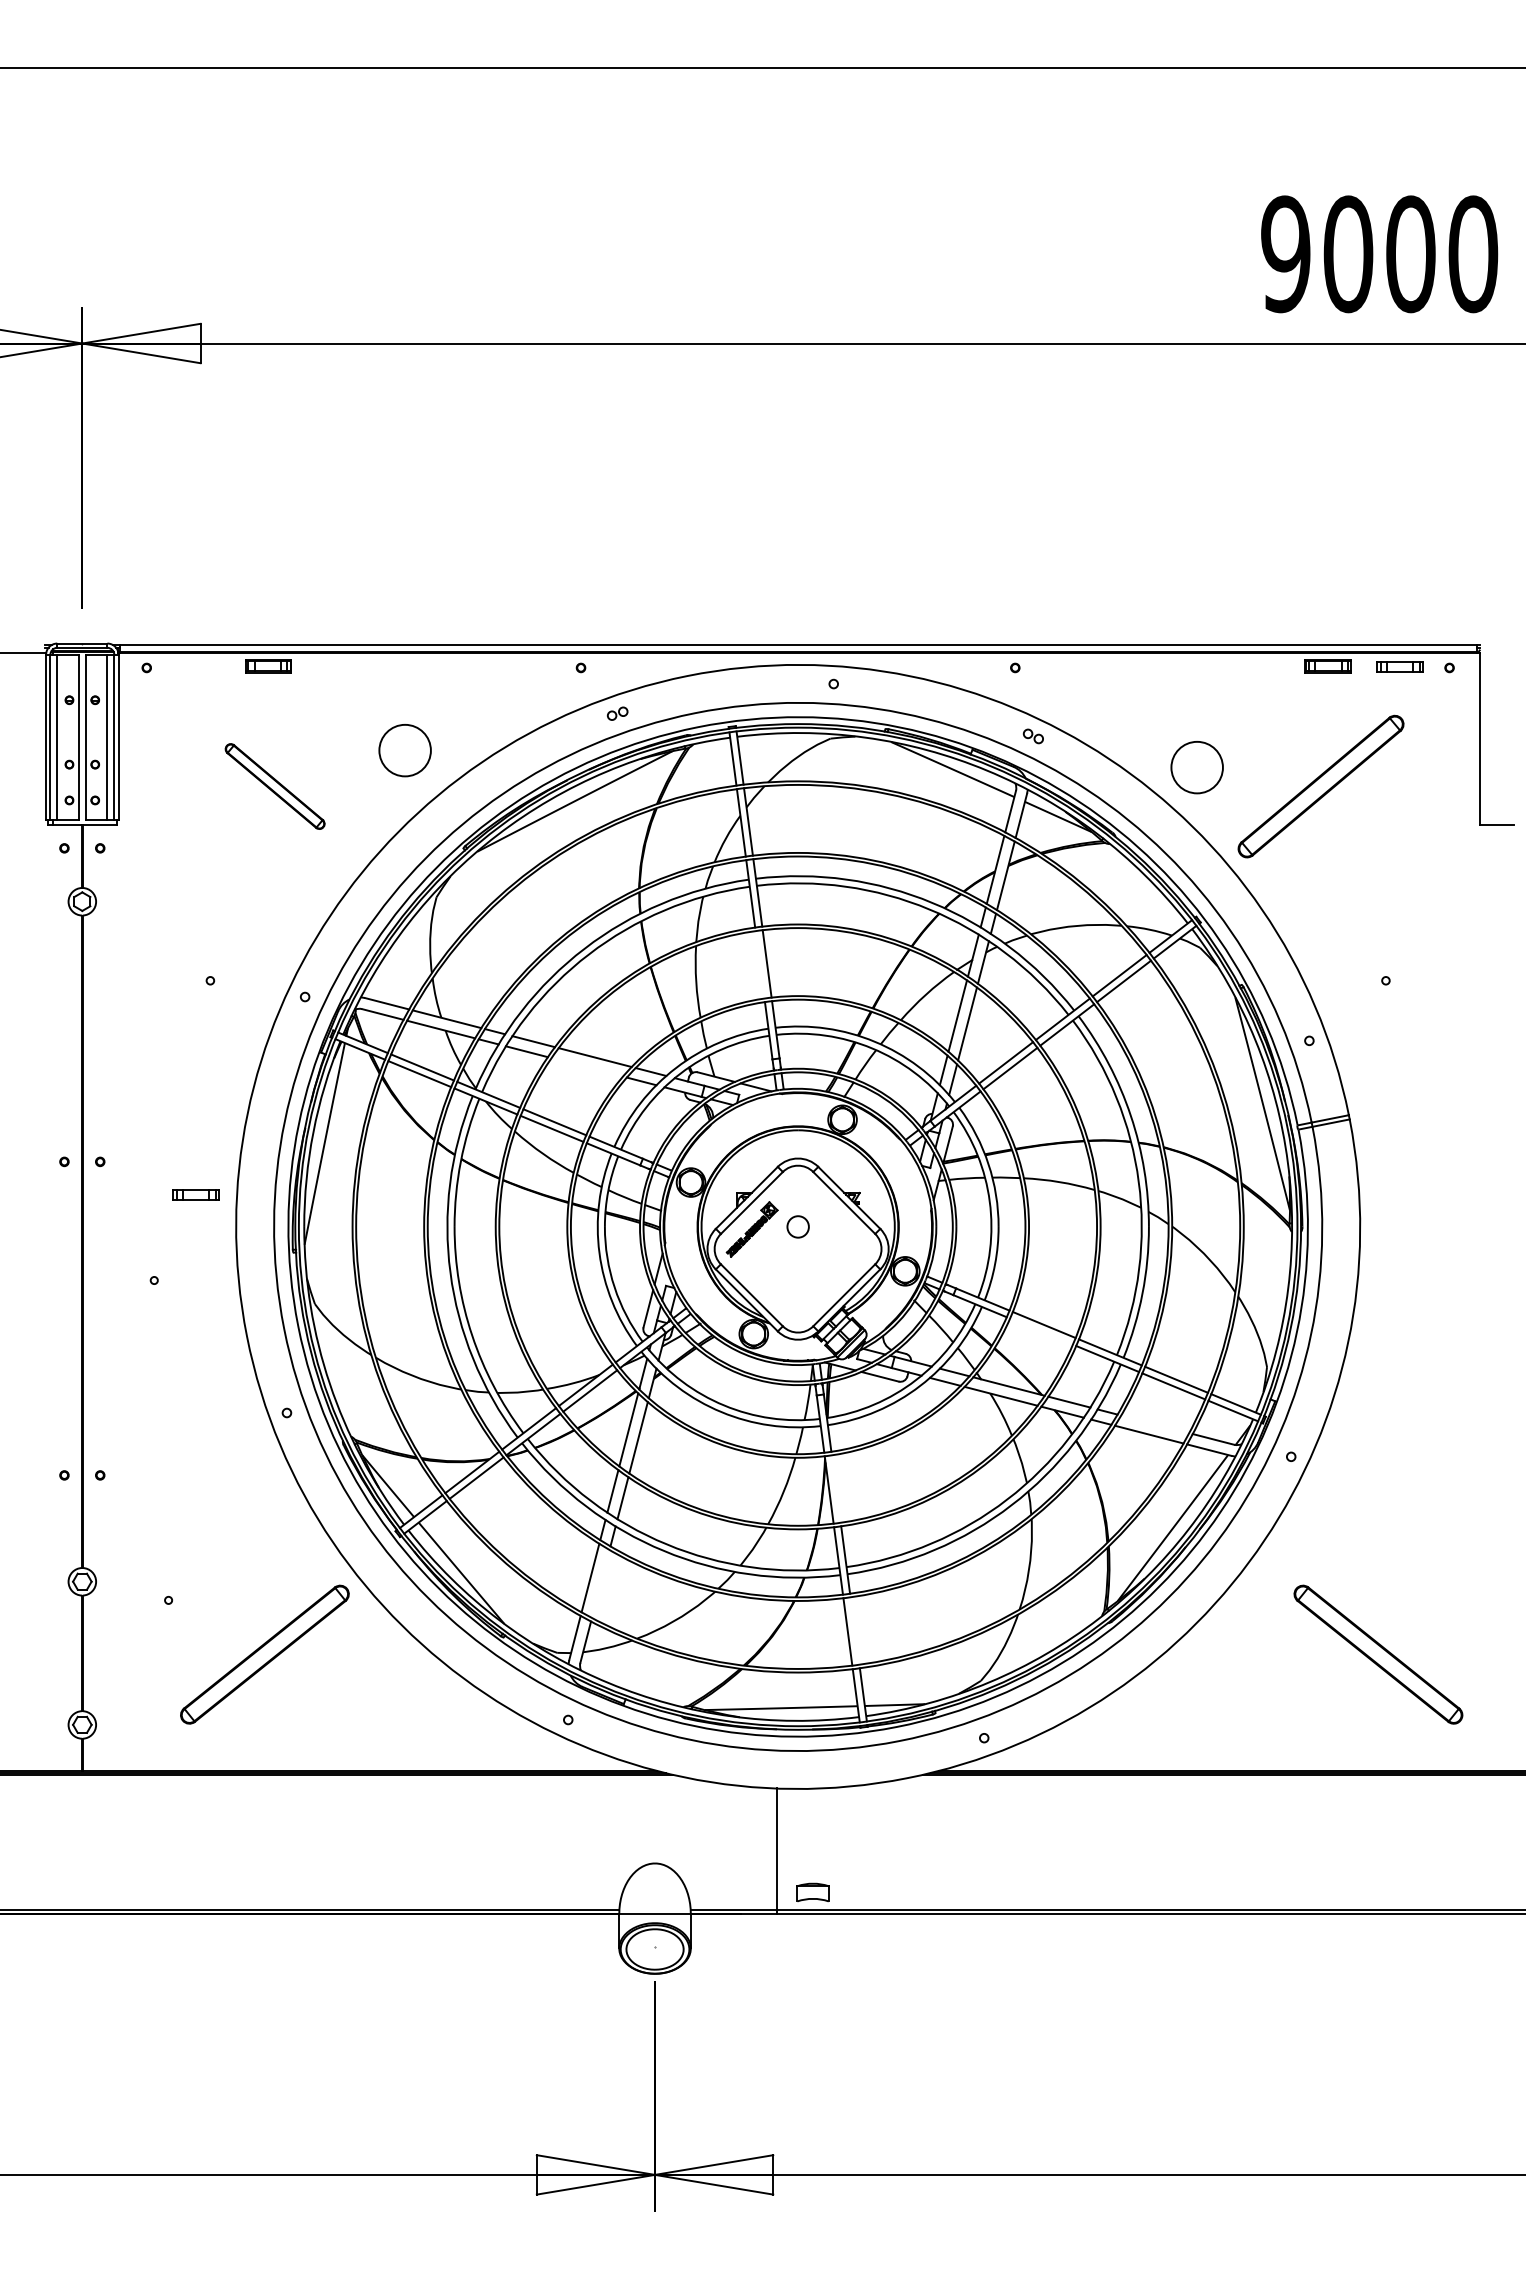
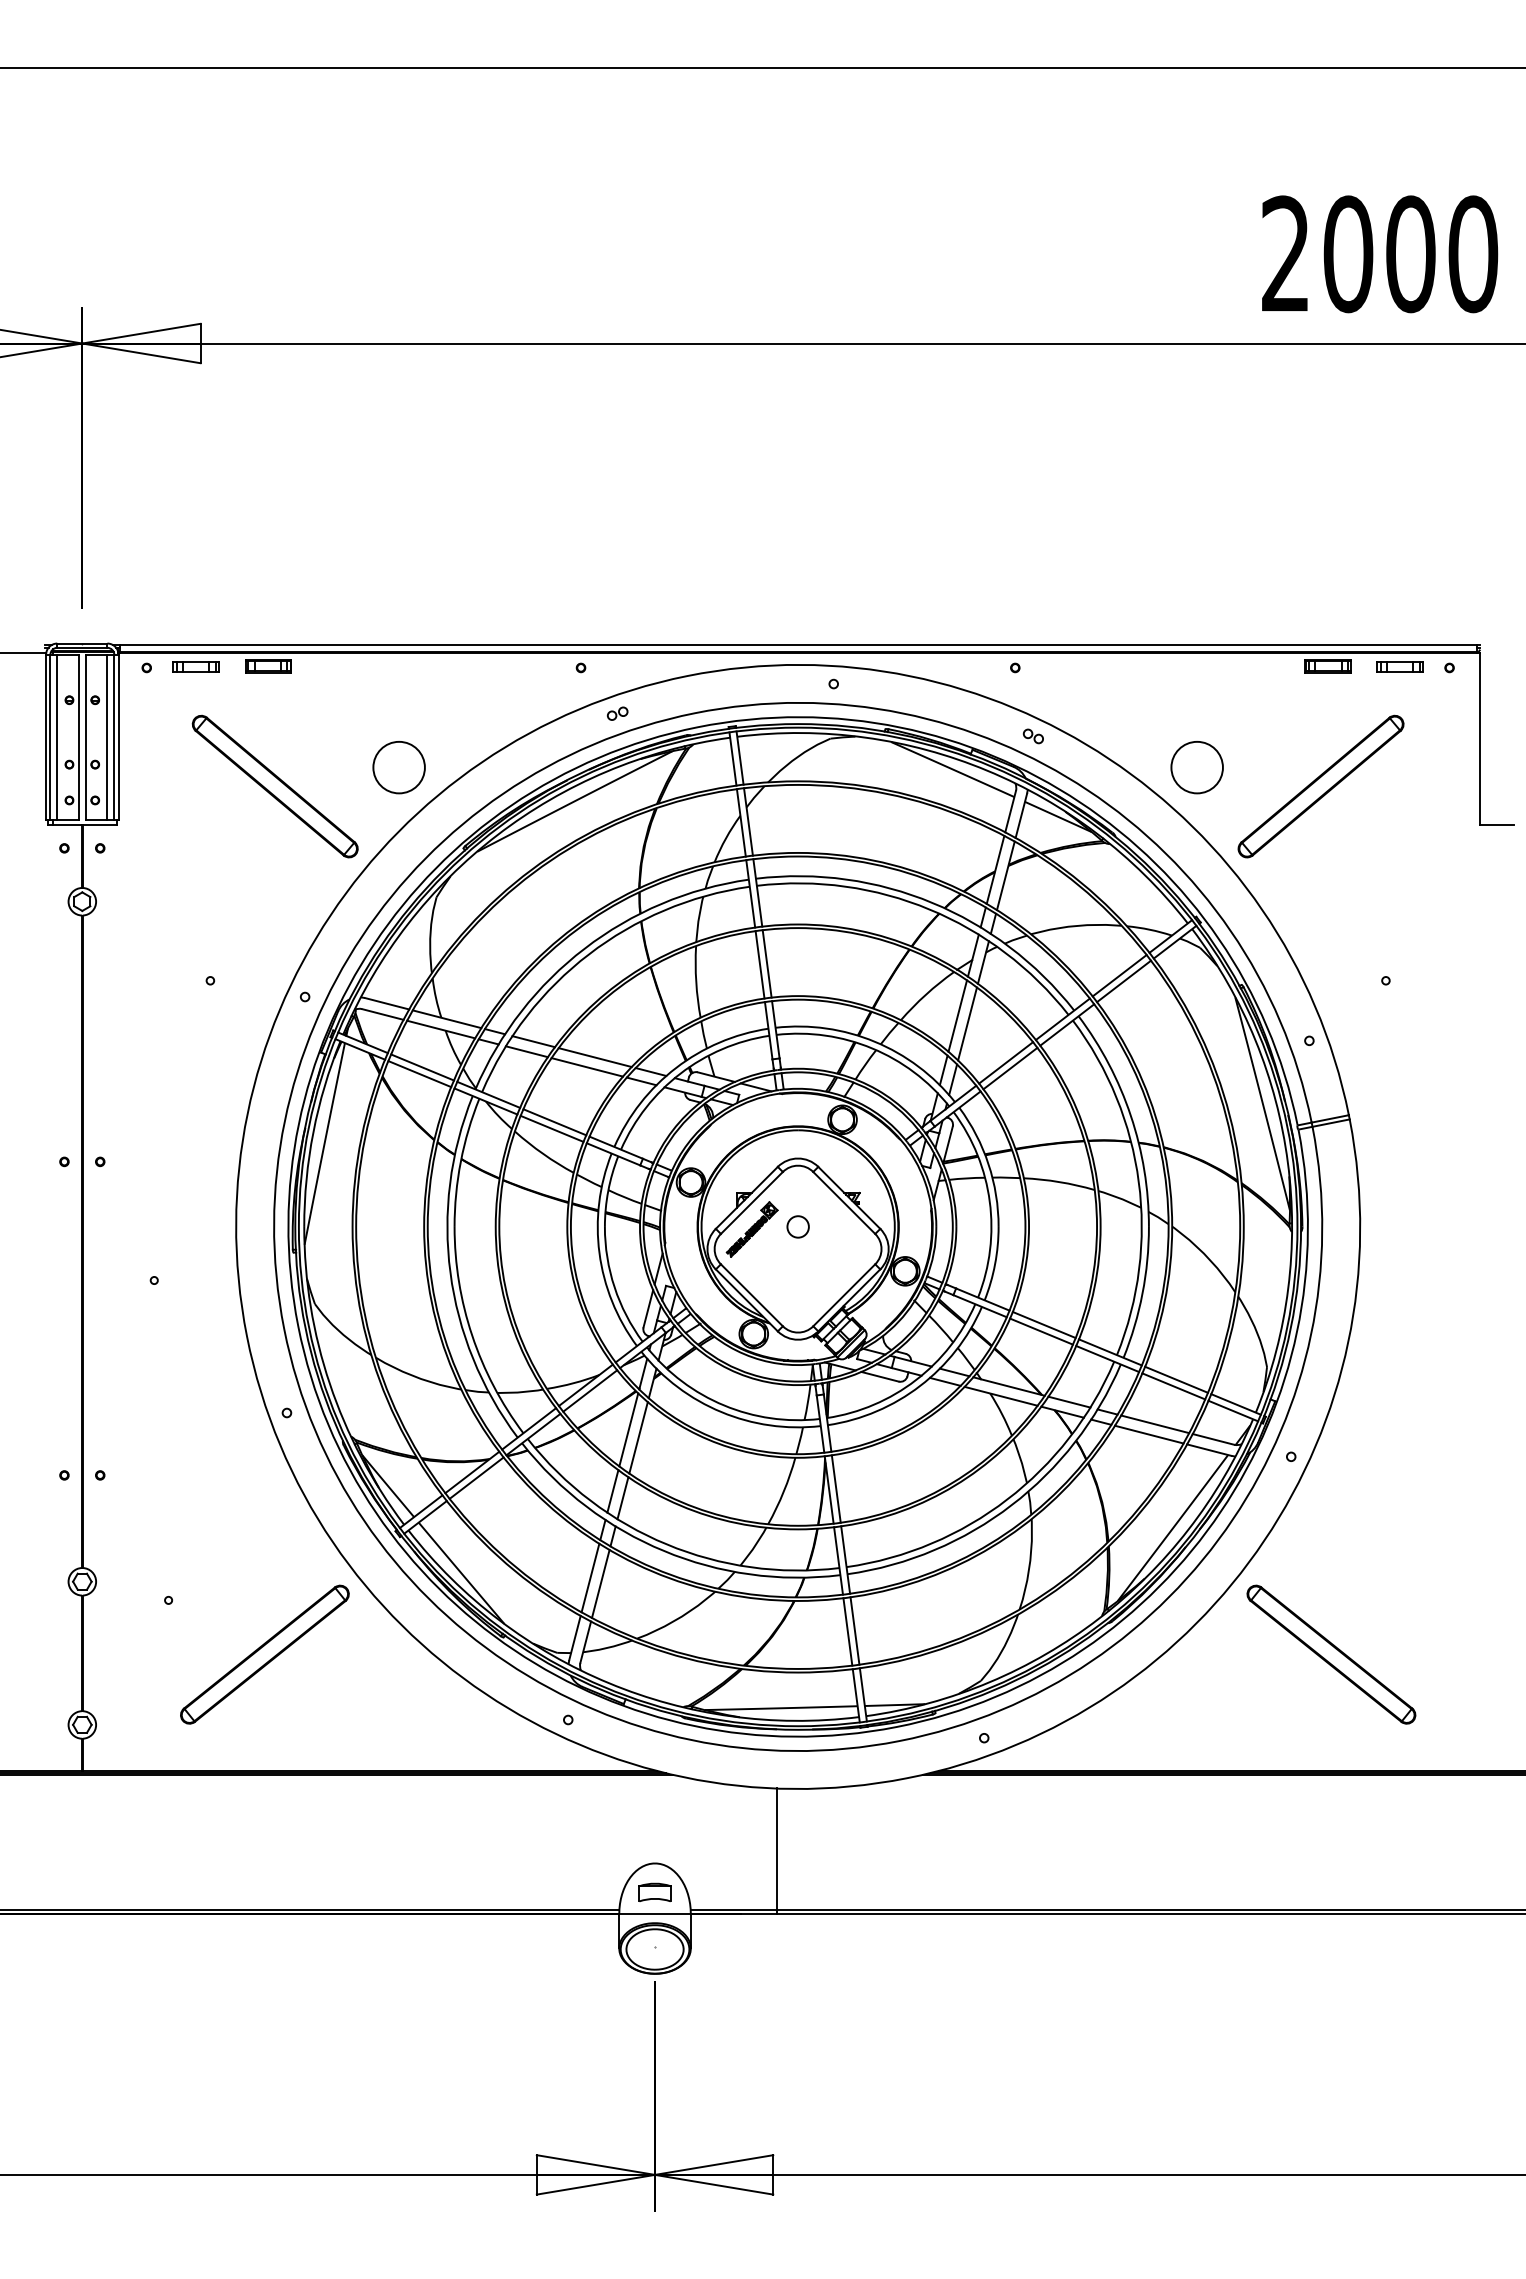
text: 9000 -> 2000 (1285, 254)
circle position: (404, 750) -> (398, 767) (398, 767)
part size: 102x87 px -> 168x145 px (274, 786)
line: none -> present (759, 964)
line: none -> present (587, 1067)
part position: (195, 1194) -> (195, 666) (195, 666)
line: none -> present (1041, 1331)
line: none -> present (1155, 1424)
line: none -> present (835, 1488)
line: none -> present (600, 1583)
line: none -> present (854, 1630)
part position: (1378, 1654) -> (1331, 1654) (1331, 1654)
part position: (812, 1892) -> (654, 1892) (654, 1892)
